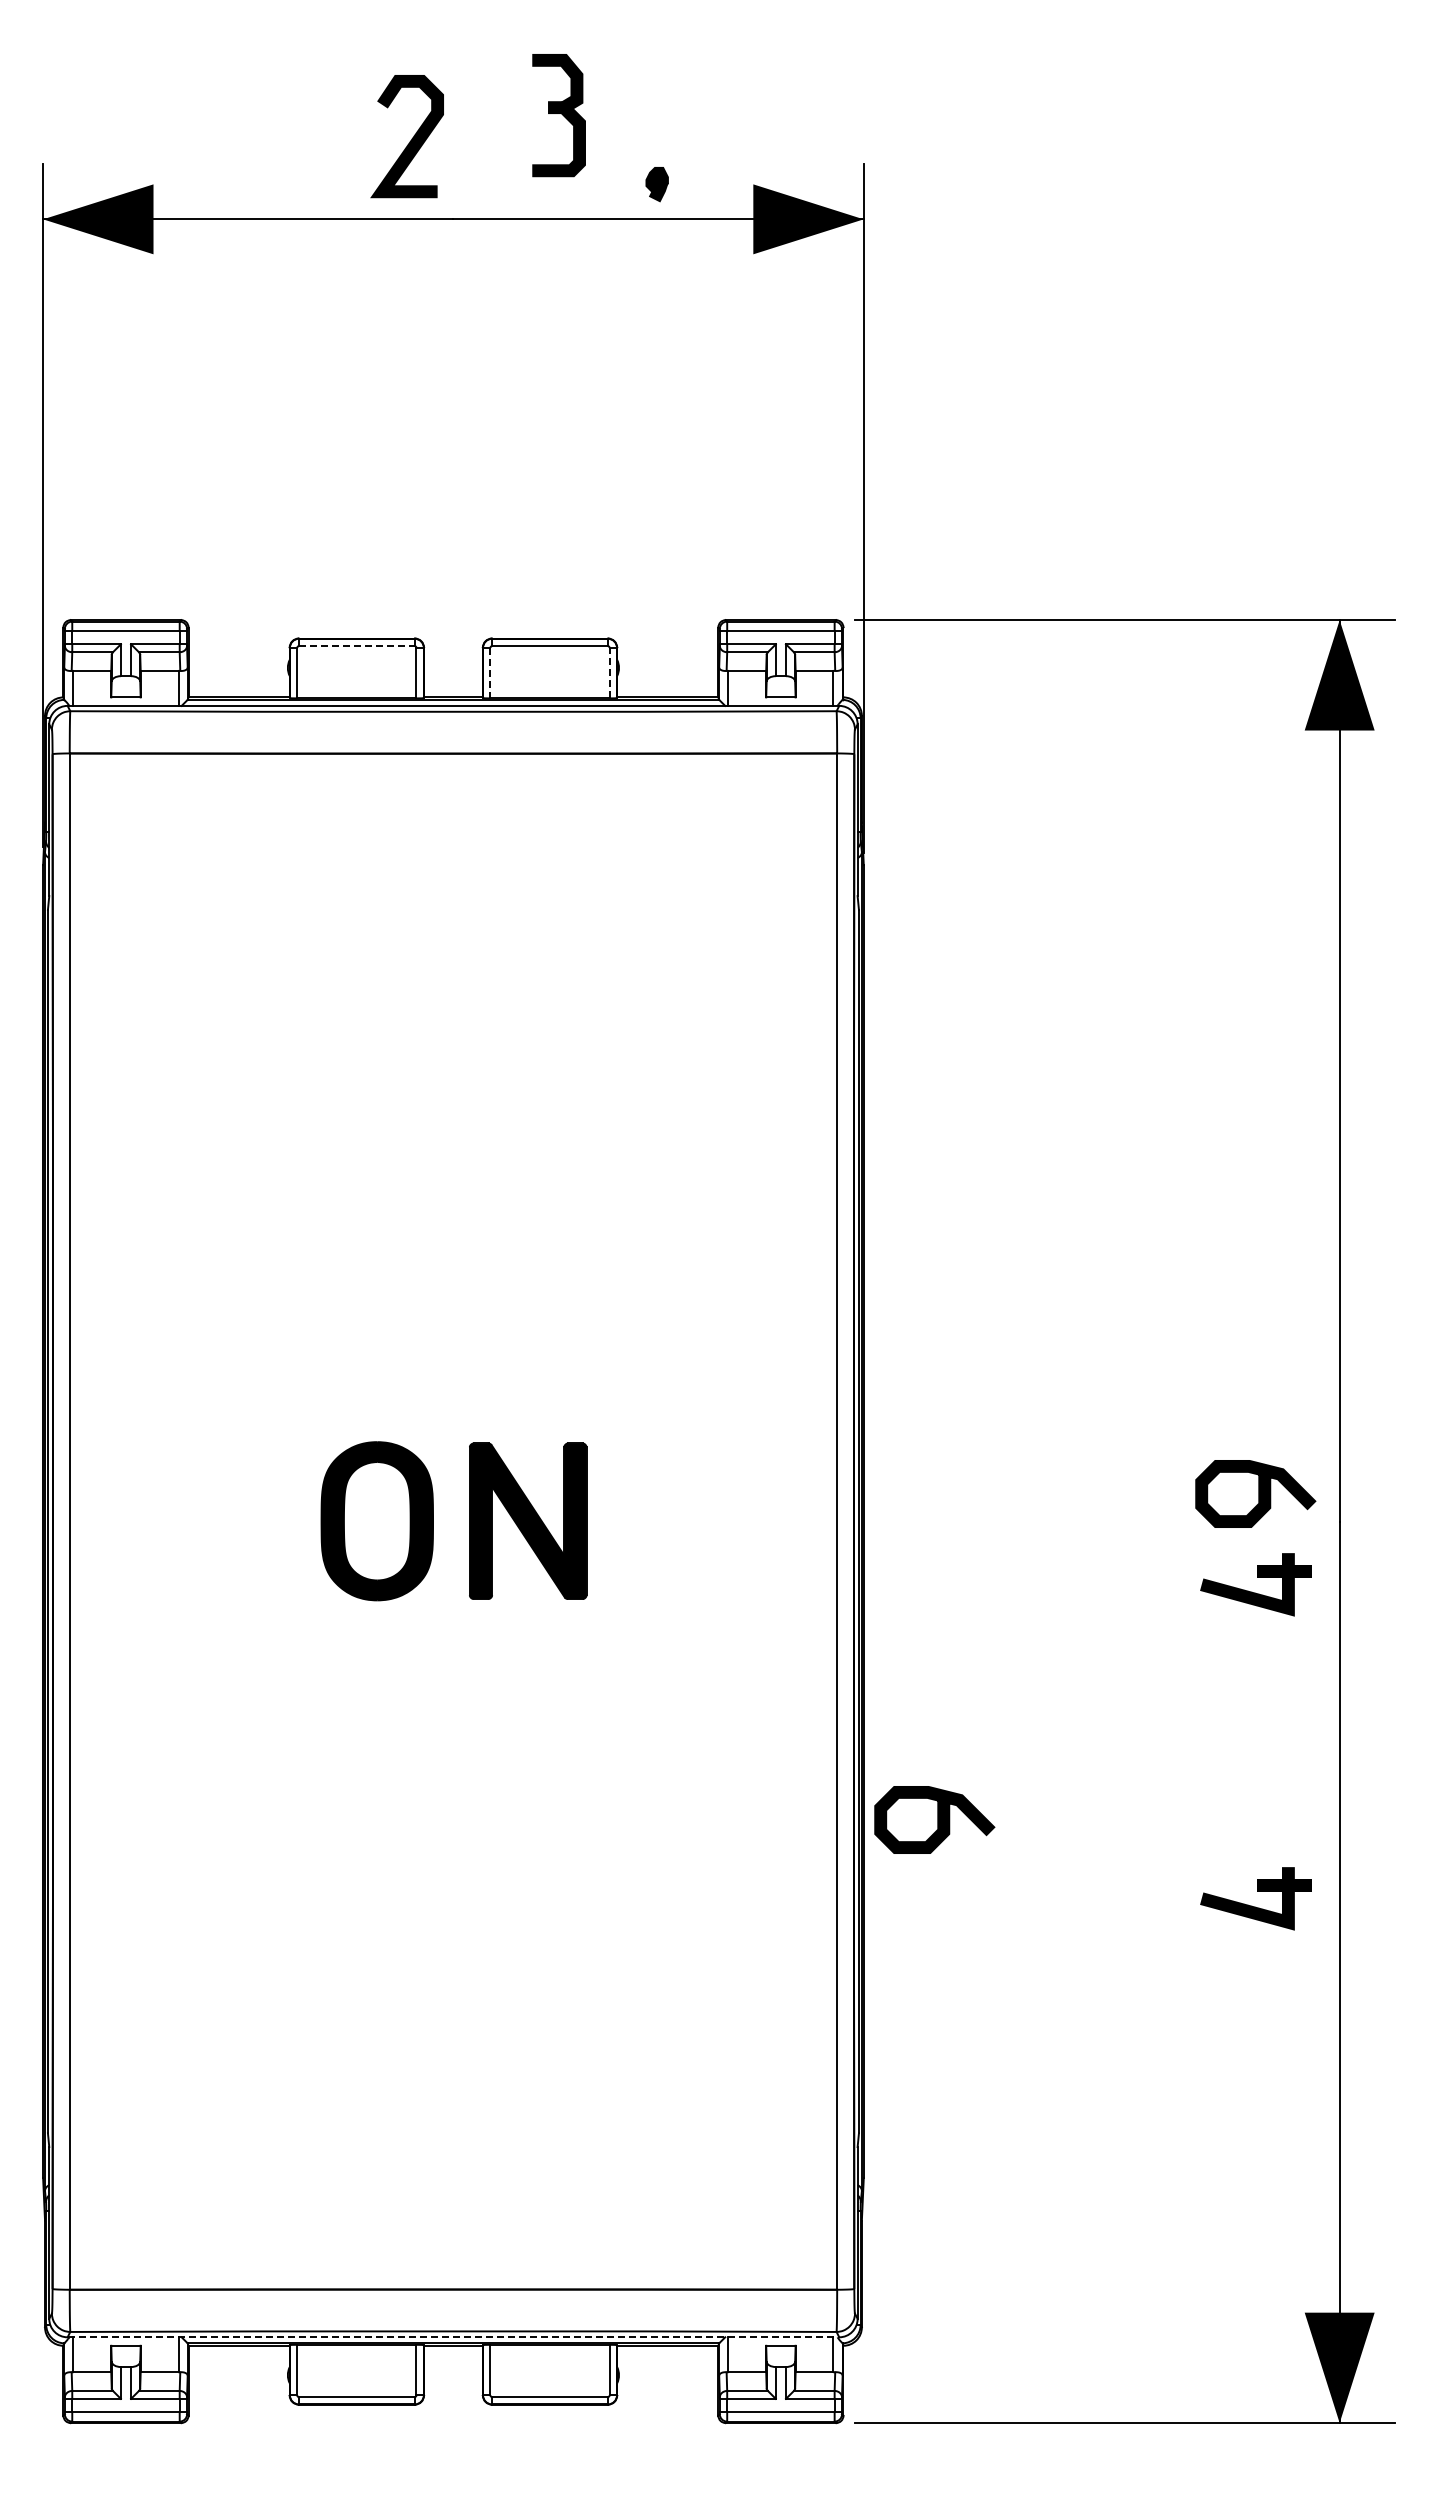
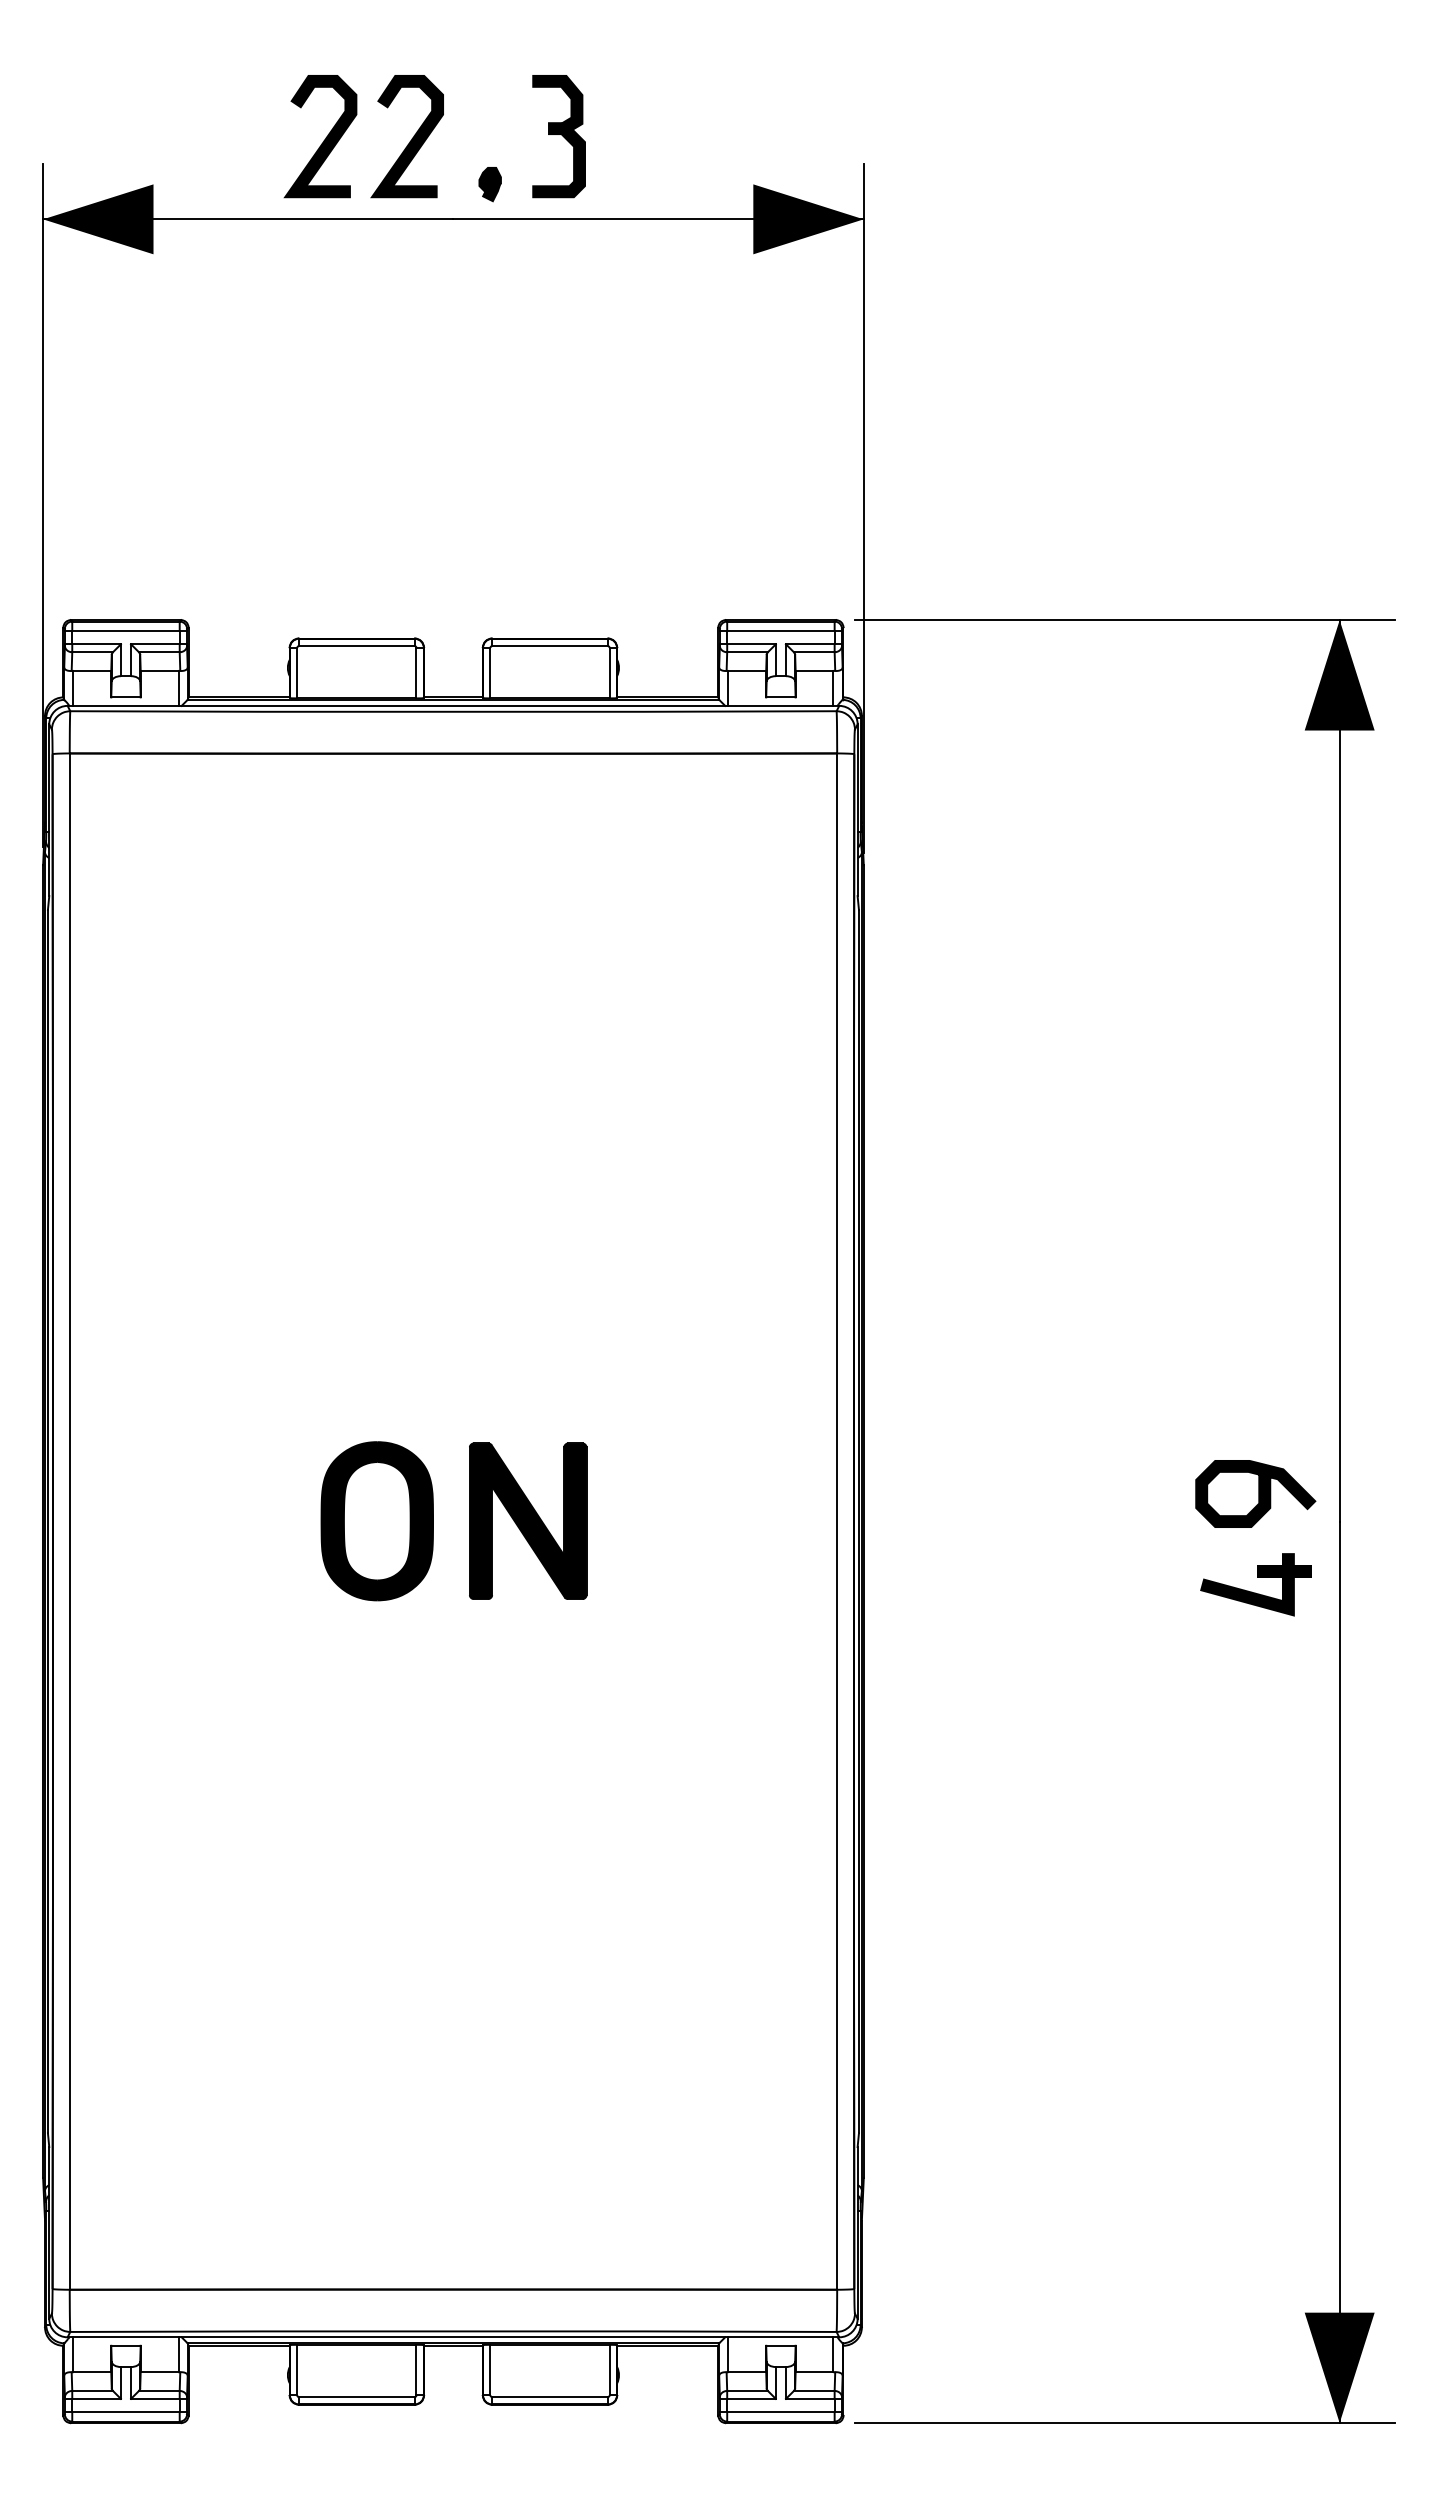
part position: (558, 115) -> (558, 136) (558, 136)
curve: none -> present (324, 139)
part position: (656, 184) -> (489, 184) (489, 184)
line: dashed -> solid (356, 646)
line: dashed -> solid (609, 672)
line: dashed -> solid (490, 673)
curve: present -> none (937, 1819)
part: present -> none (1257, 1891)
line: dashed -> solid (453, 2337)
